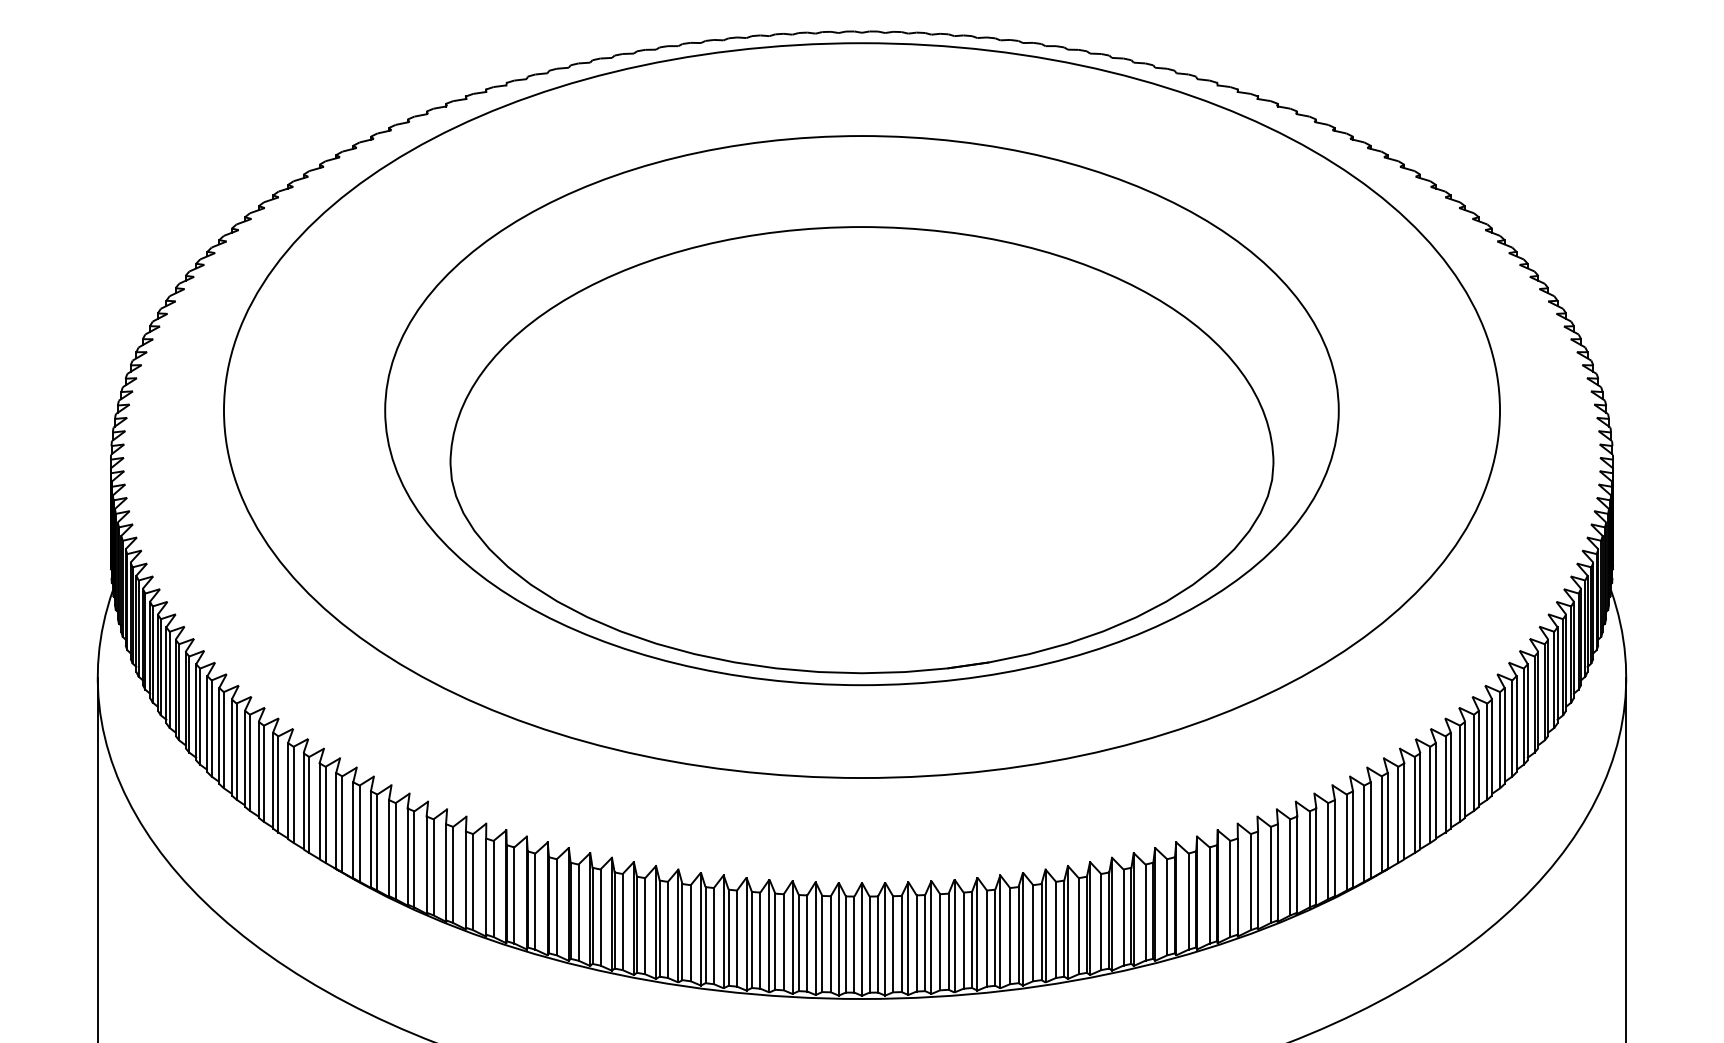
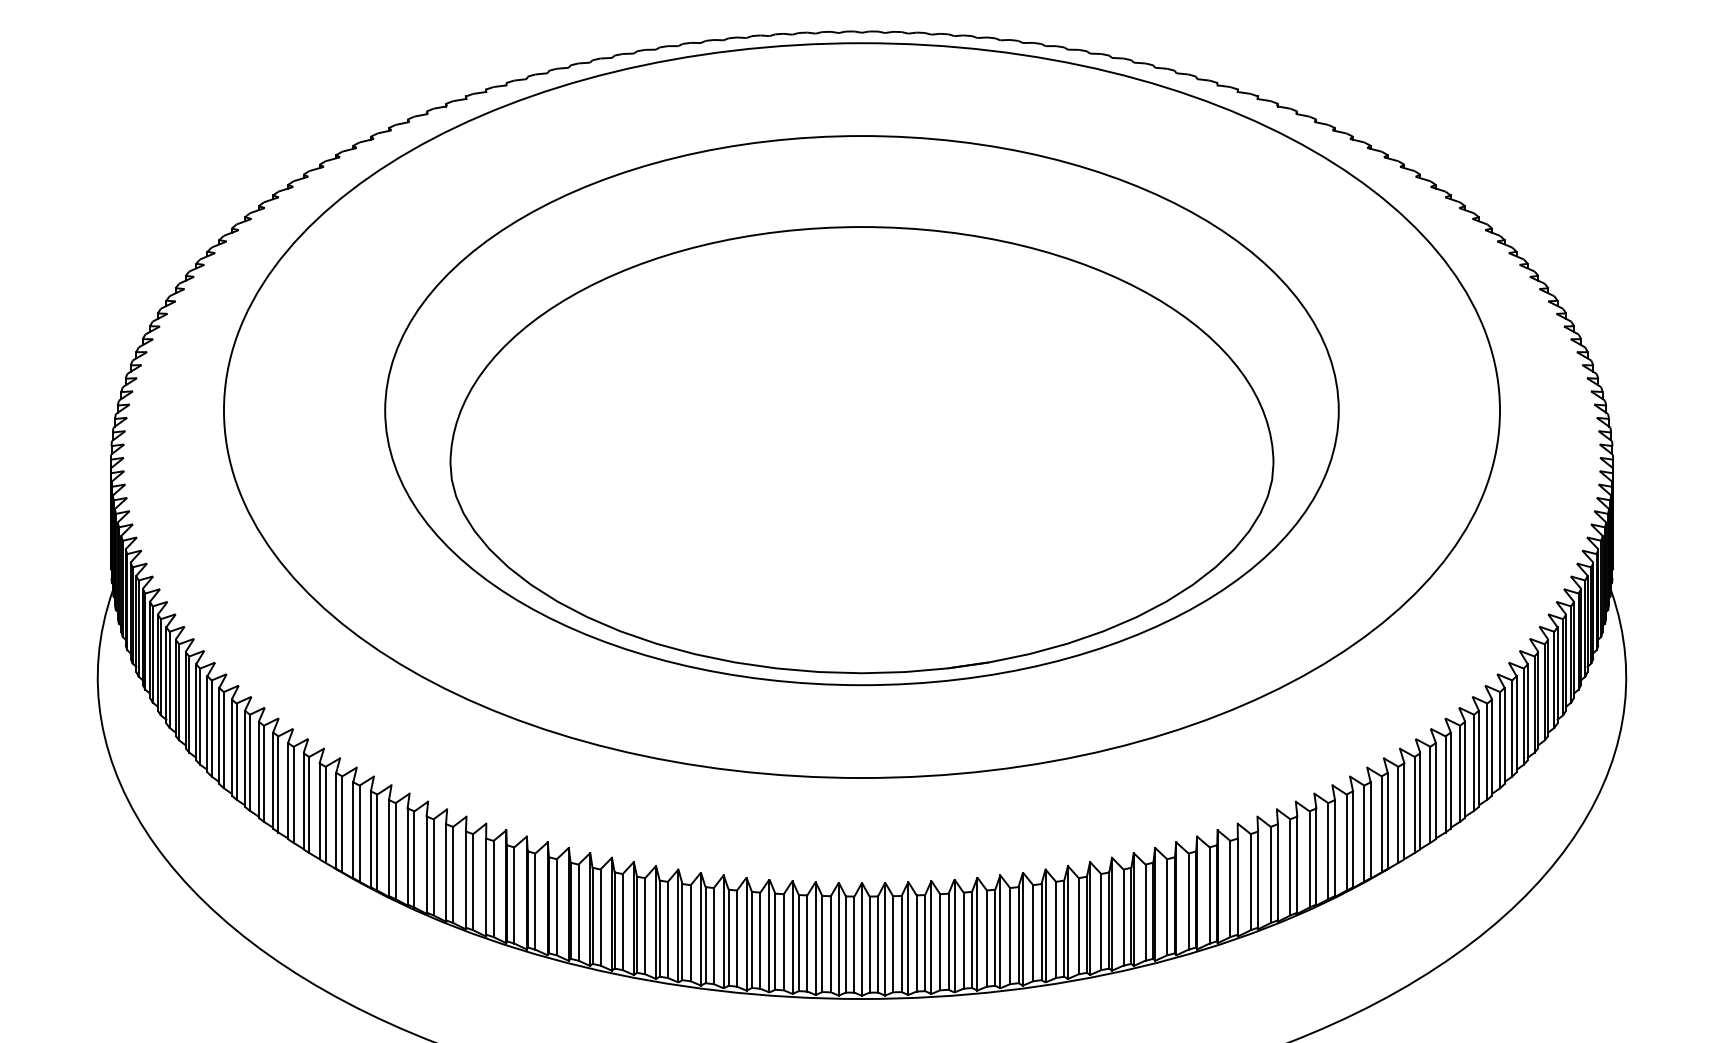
line: present -> none (97, 858)
line: present -> none (1626, 858)
